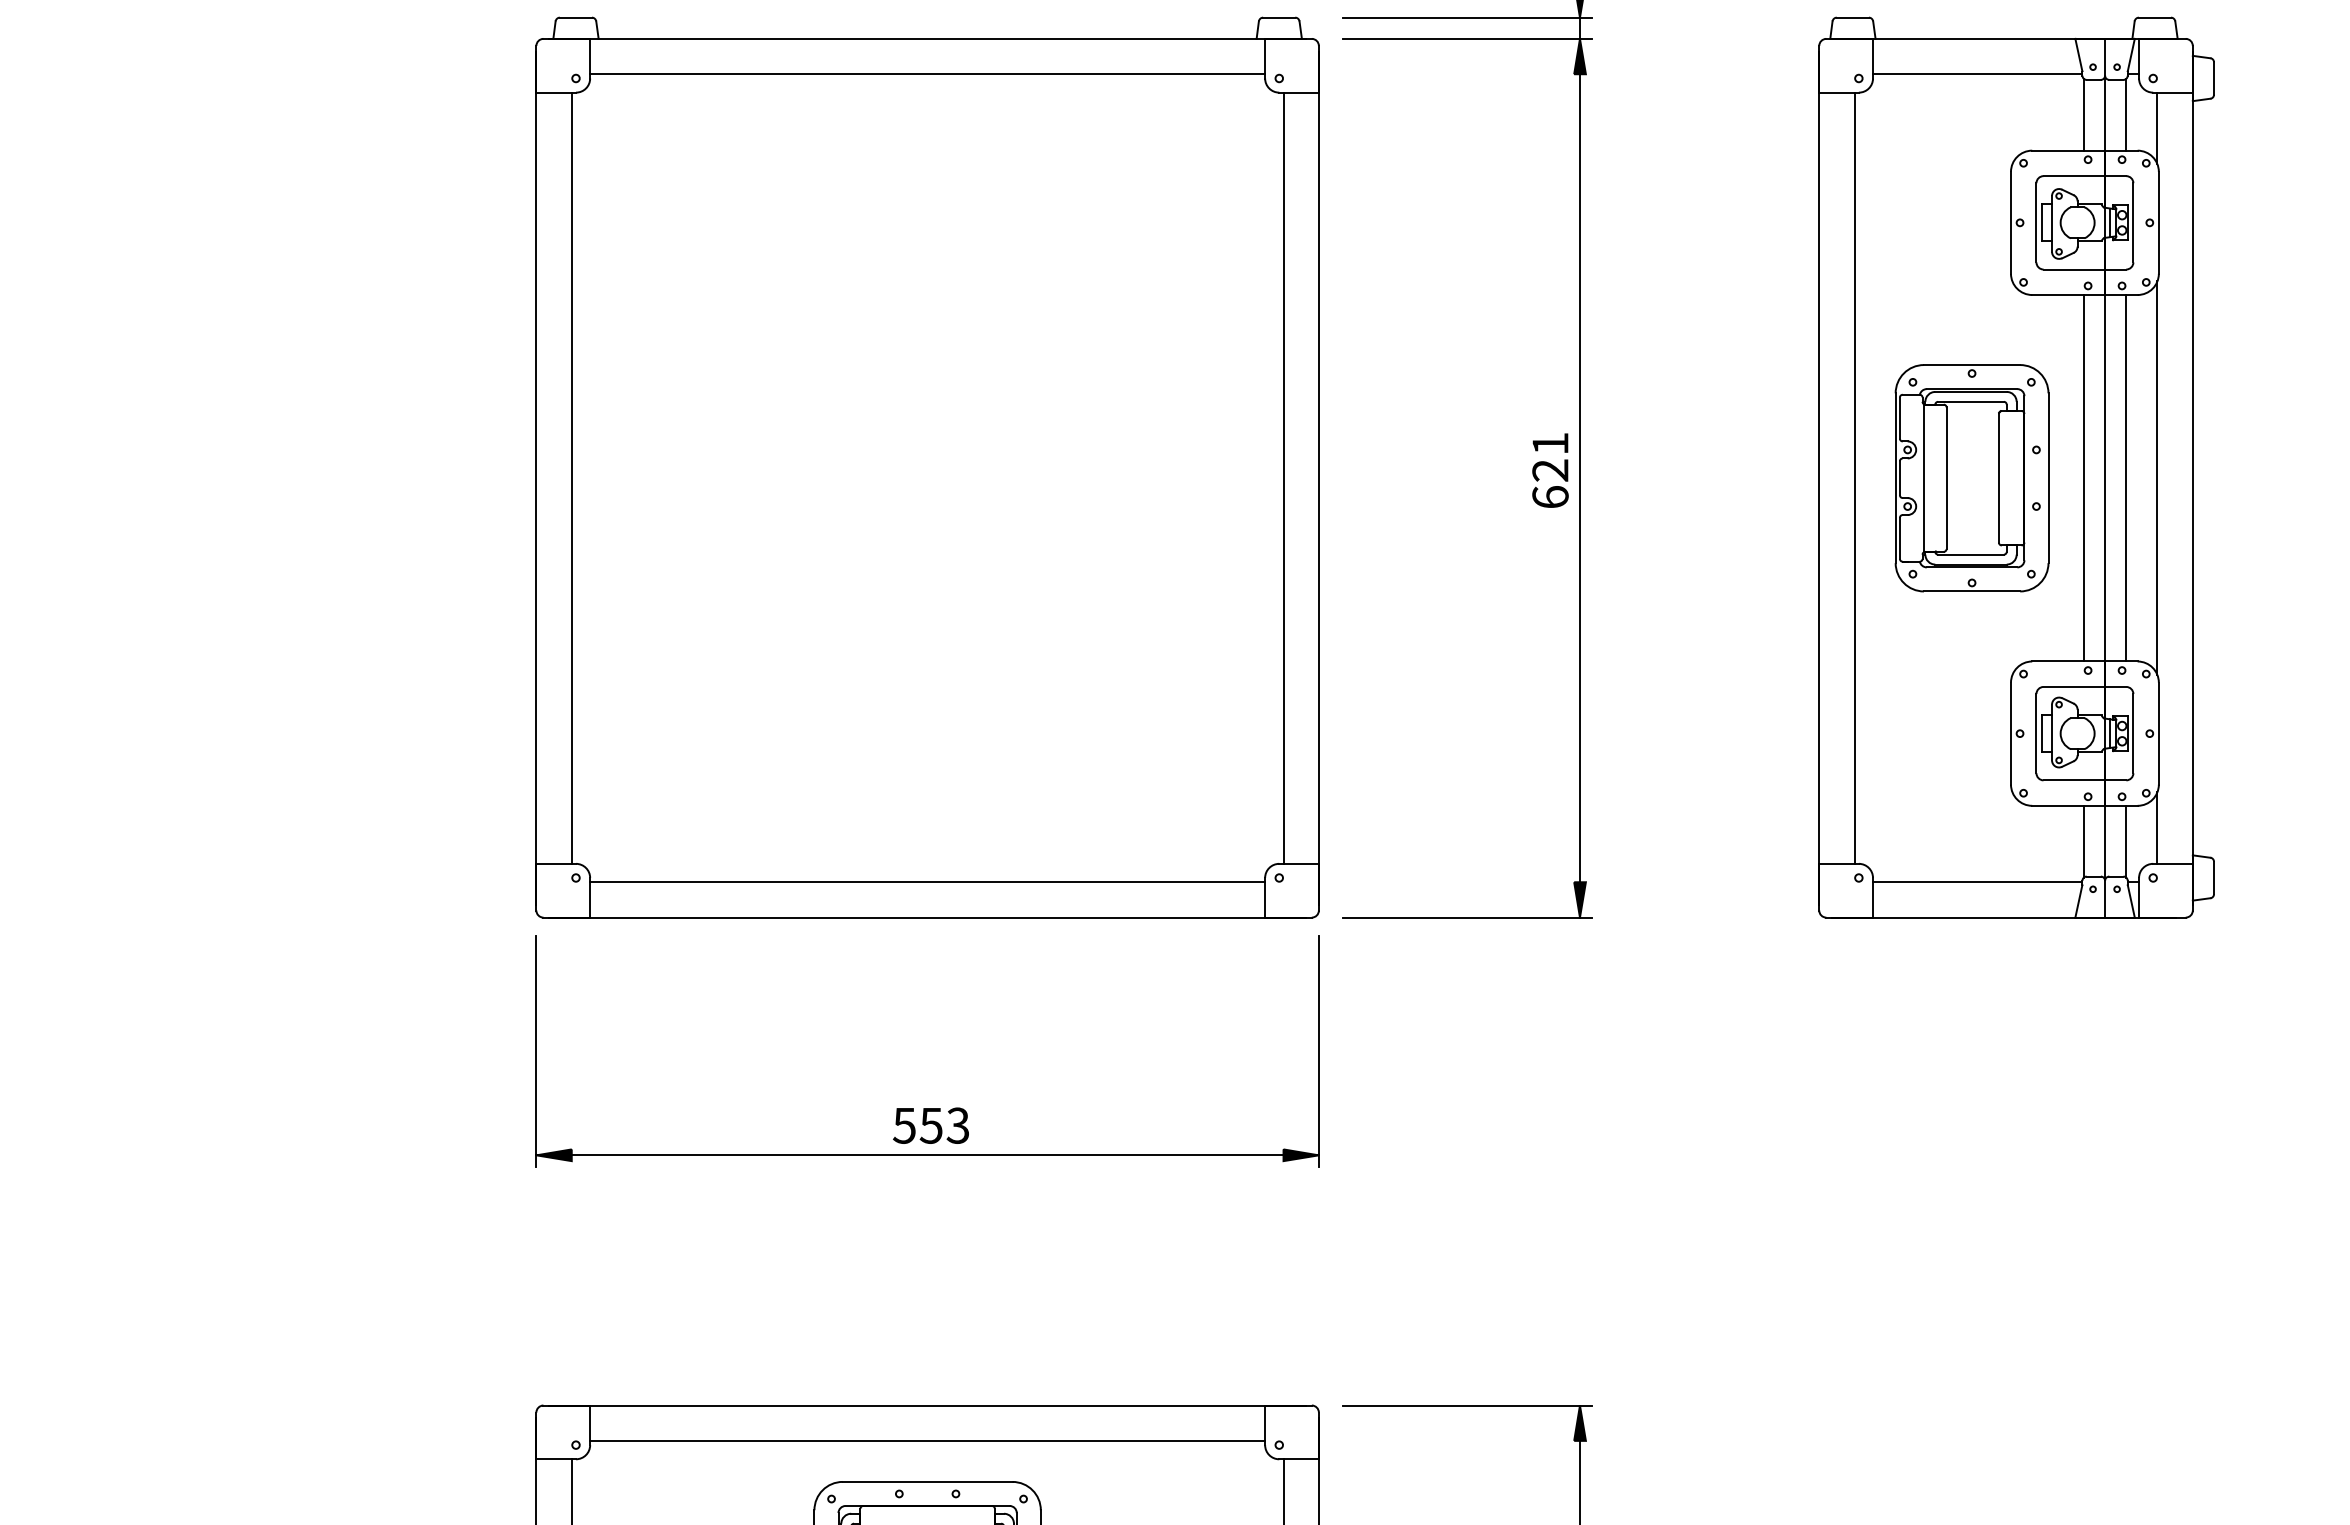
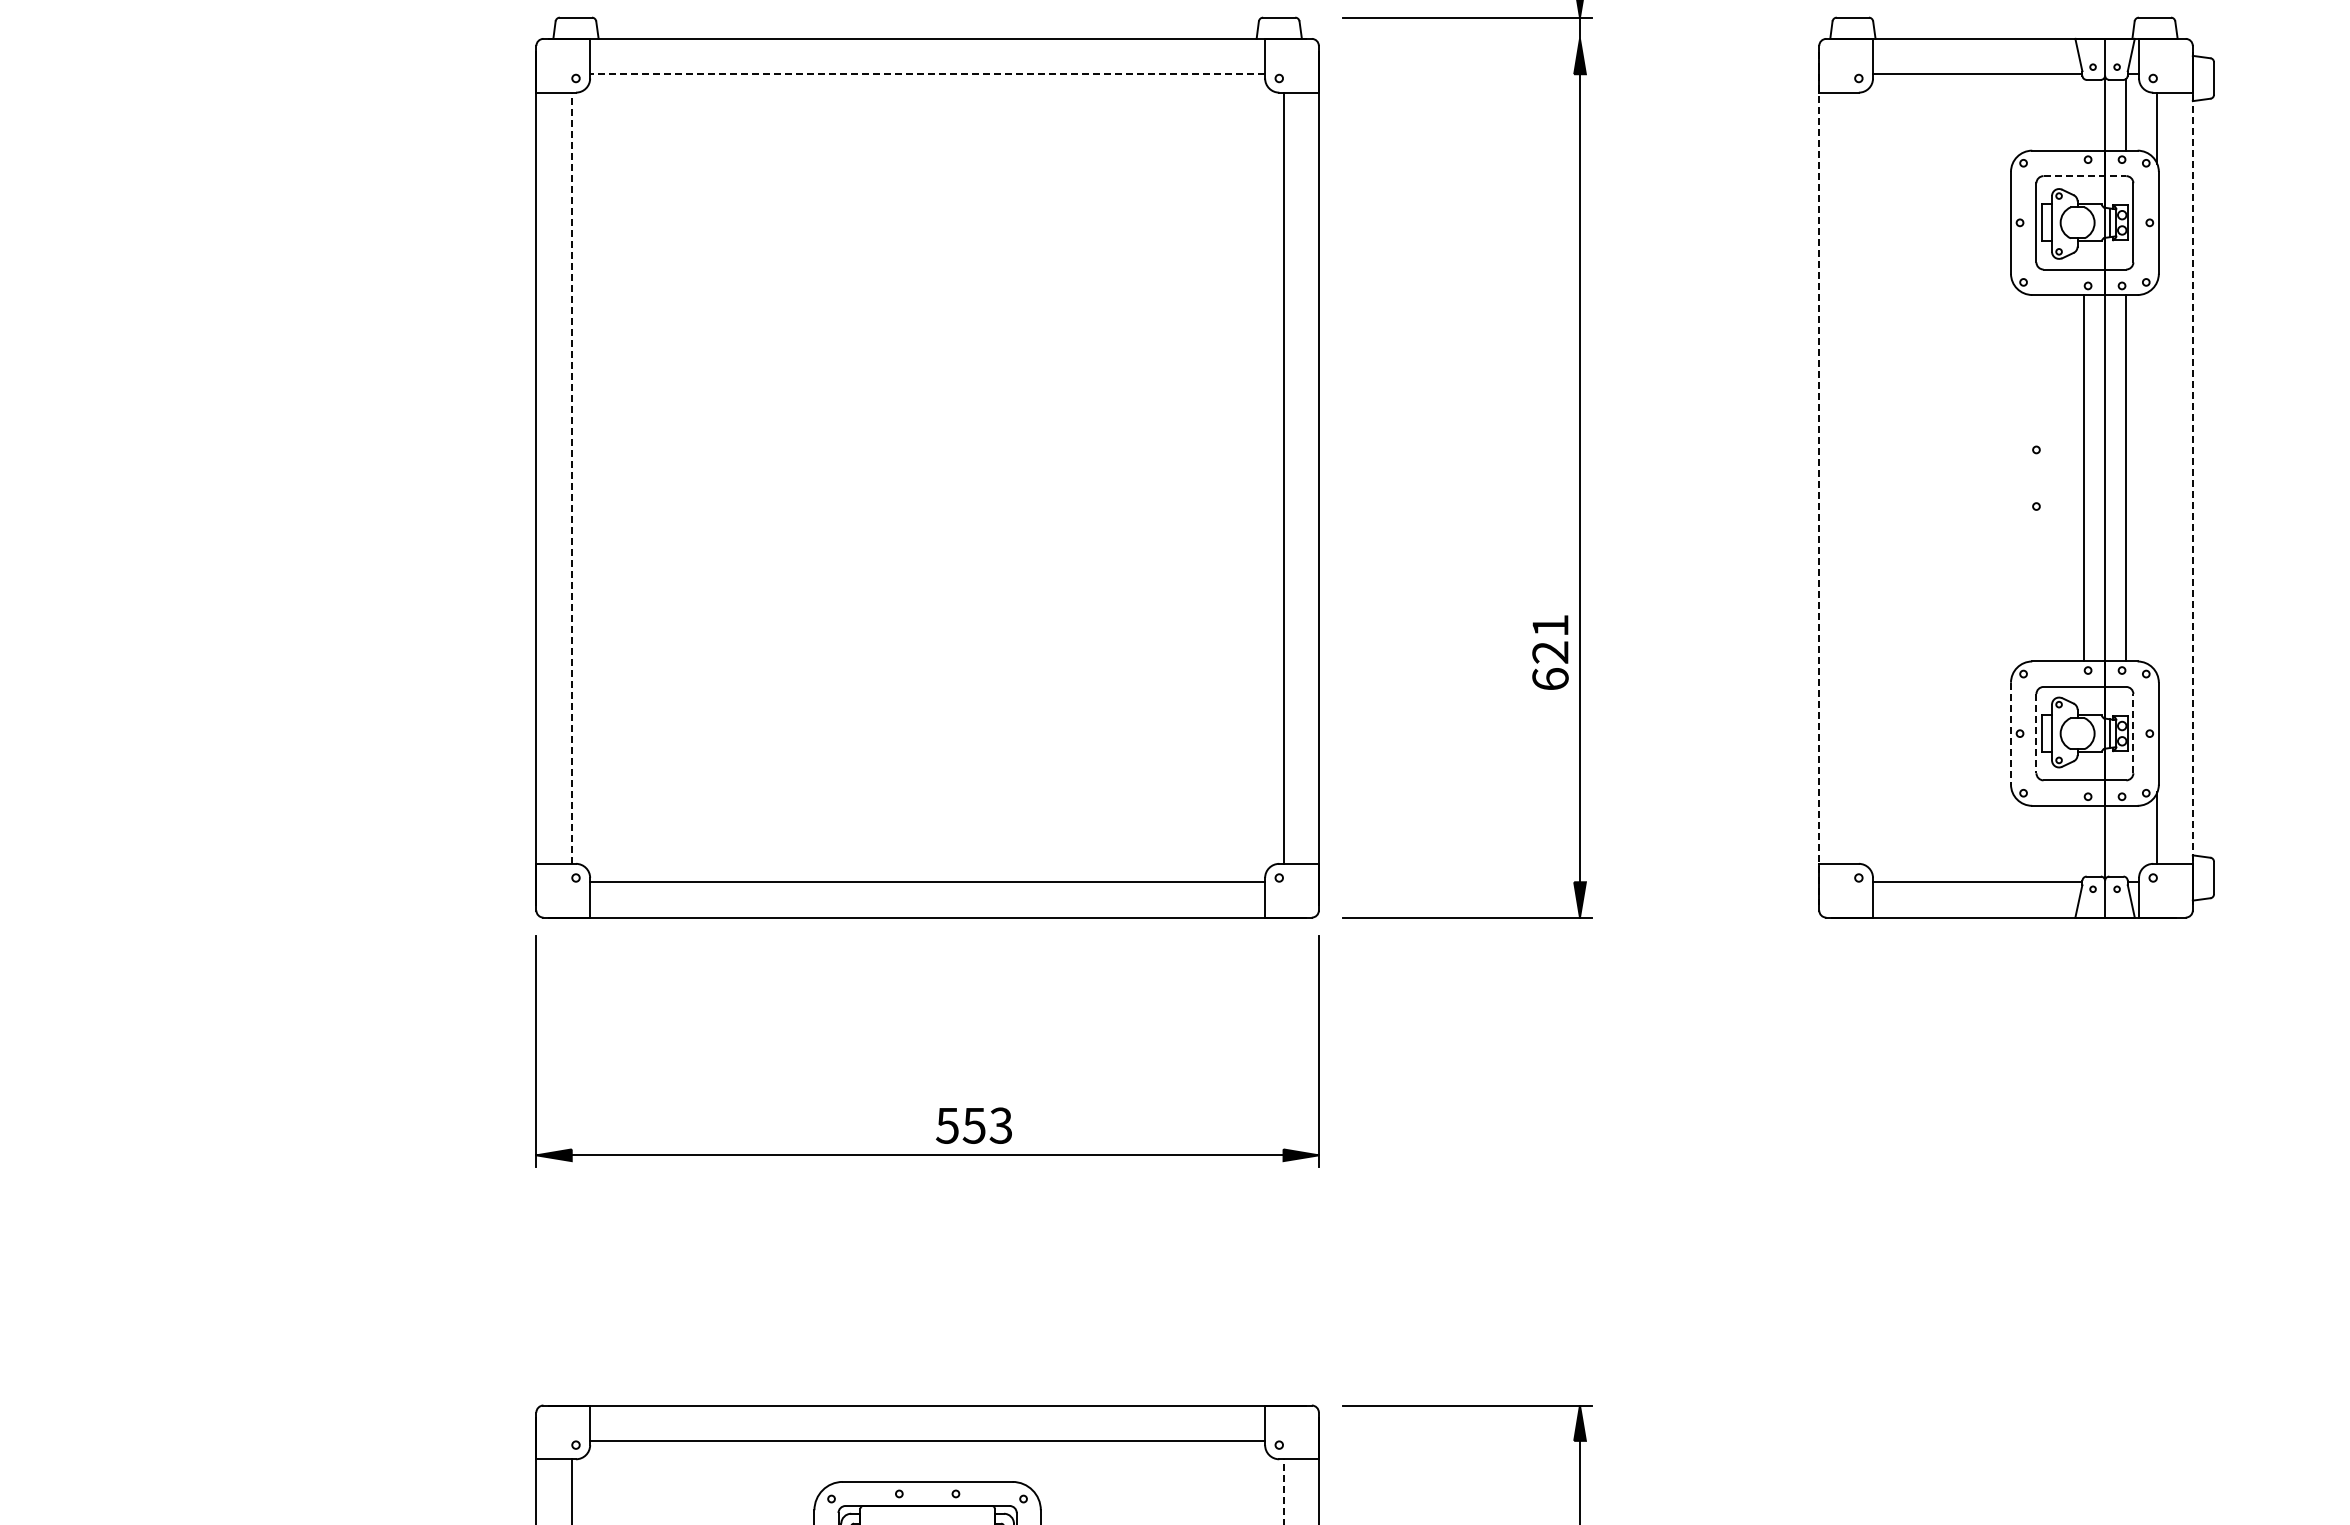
line: present -> none (1466, 38)
line: solid -> dashed (927, 74)
line: present -> none (2083, 114)
line: solid -> dashed (2085, 176)
text position: (1550, 470) -> (1550, 652) (1550, 652)
line: present -> none (1854, 477)
line: solid -> dashed (571, 478)
line: solid -> dashed (1819, 478)
part: present -> none (1971, 478)
line: present -> none (2157, 478)
line: solid -> dashed (2192, 478)
line: solid -> dashed (2010, 733)
line: solid -> dashed (2036, 733)
line: solid -> dashed (2133, 733)
line: present -> none (2083, 841)
line: present -> none (2126, 841)
text position: (930, 1125) -> (973, 1125) (973, 1125)
line: solid -> dashed (1283, 1491)
